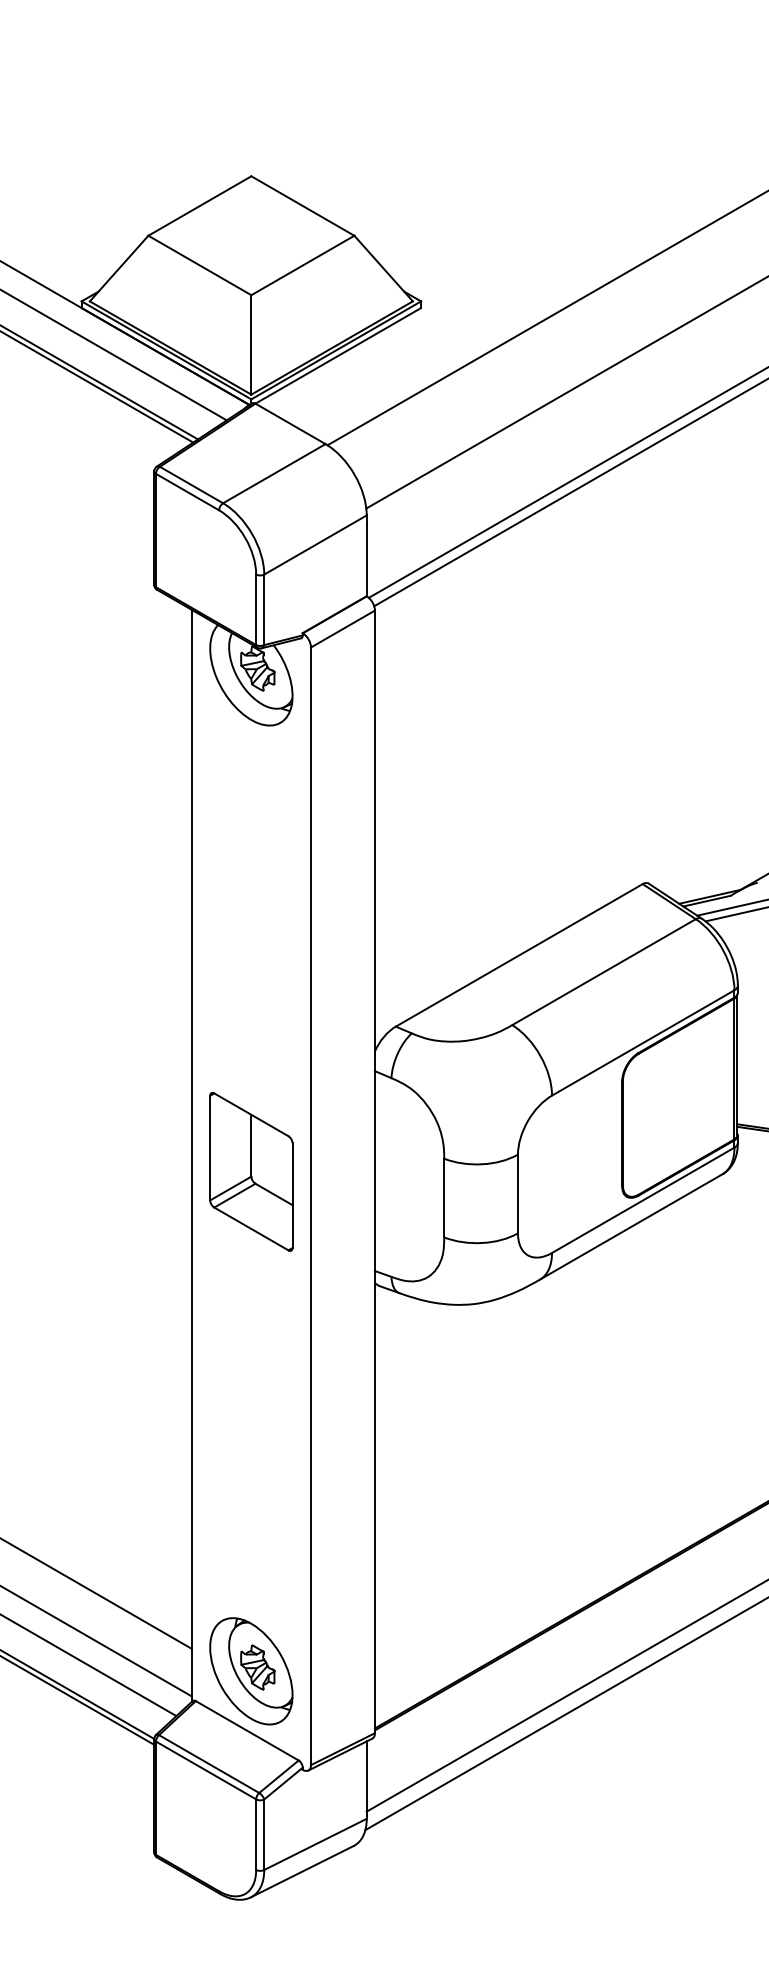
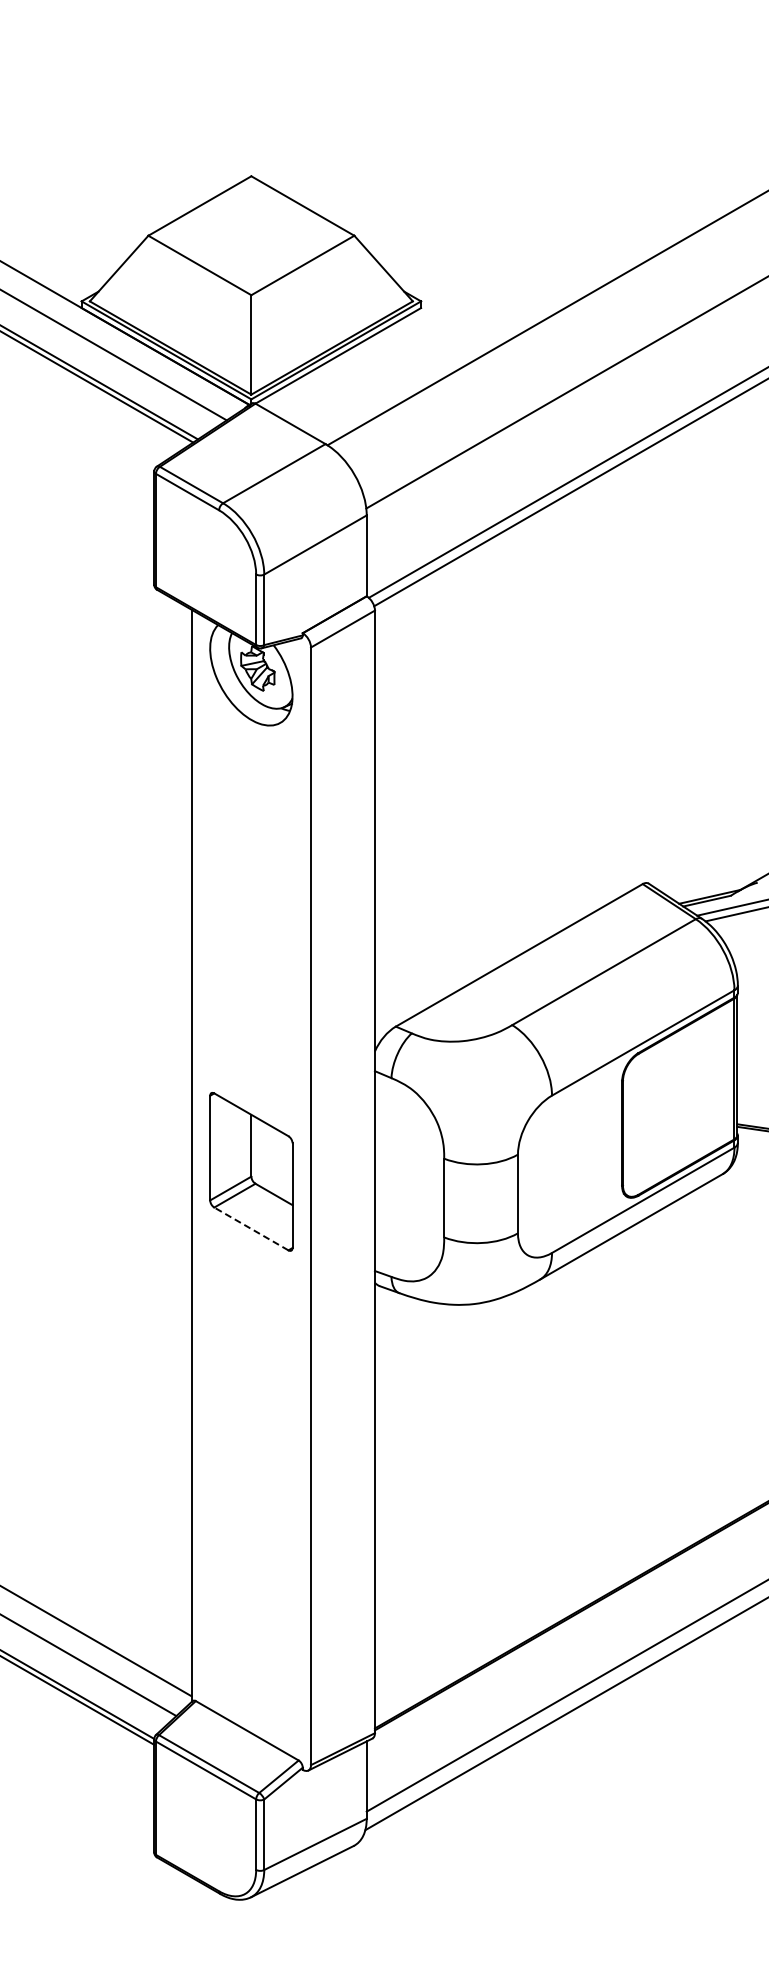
line: solid -> dashed (251, 1228)
line: present -> none (96, 1593)
part: present -> none (251, 1671)
